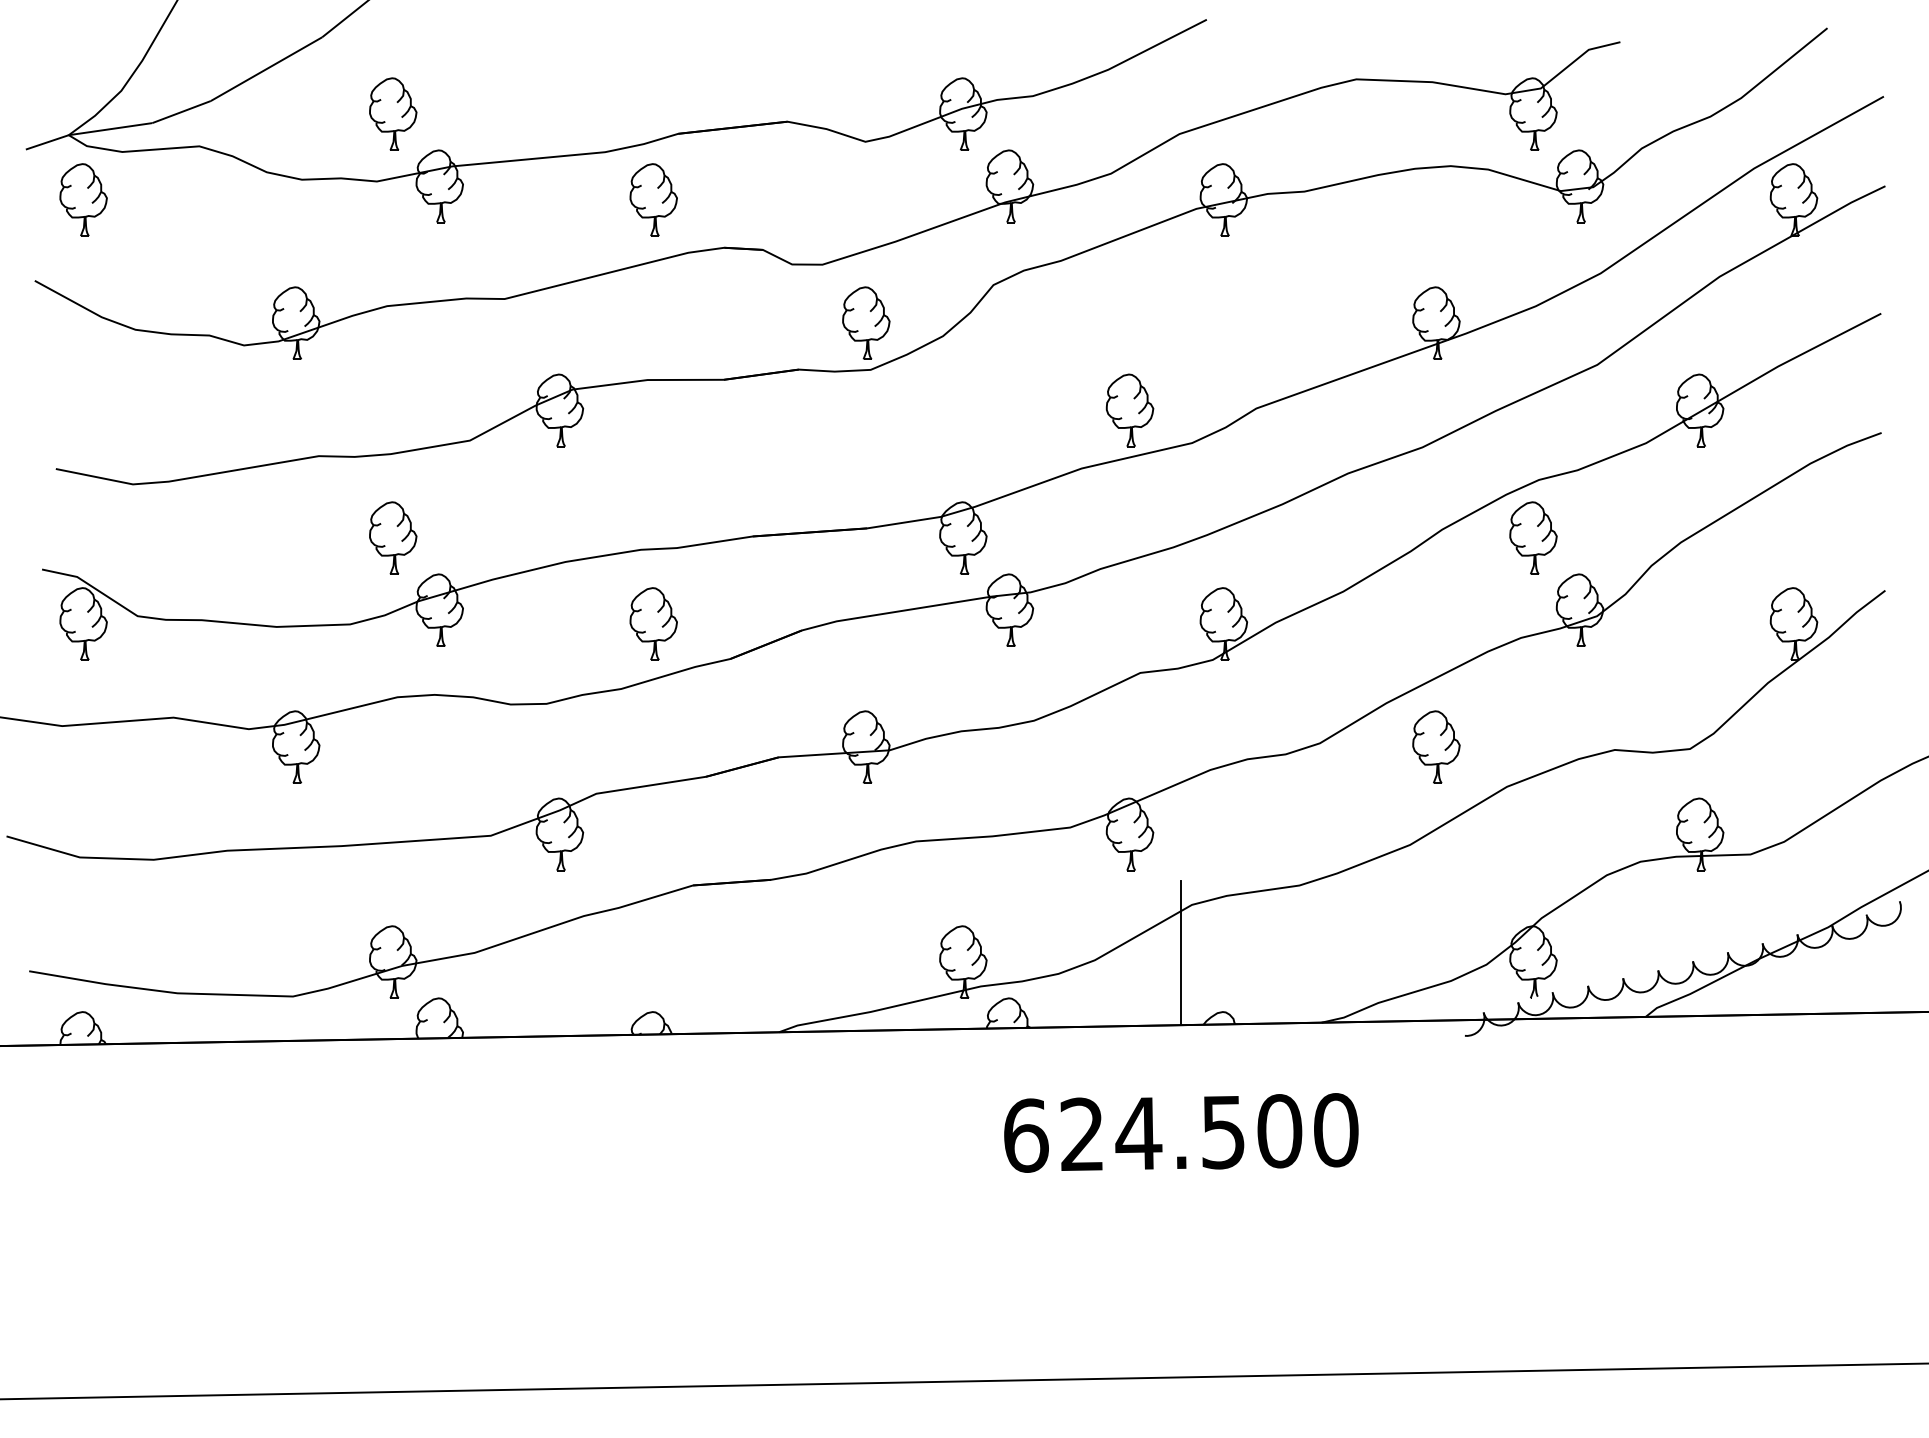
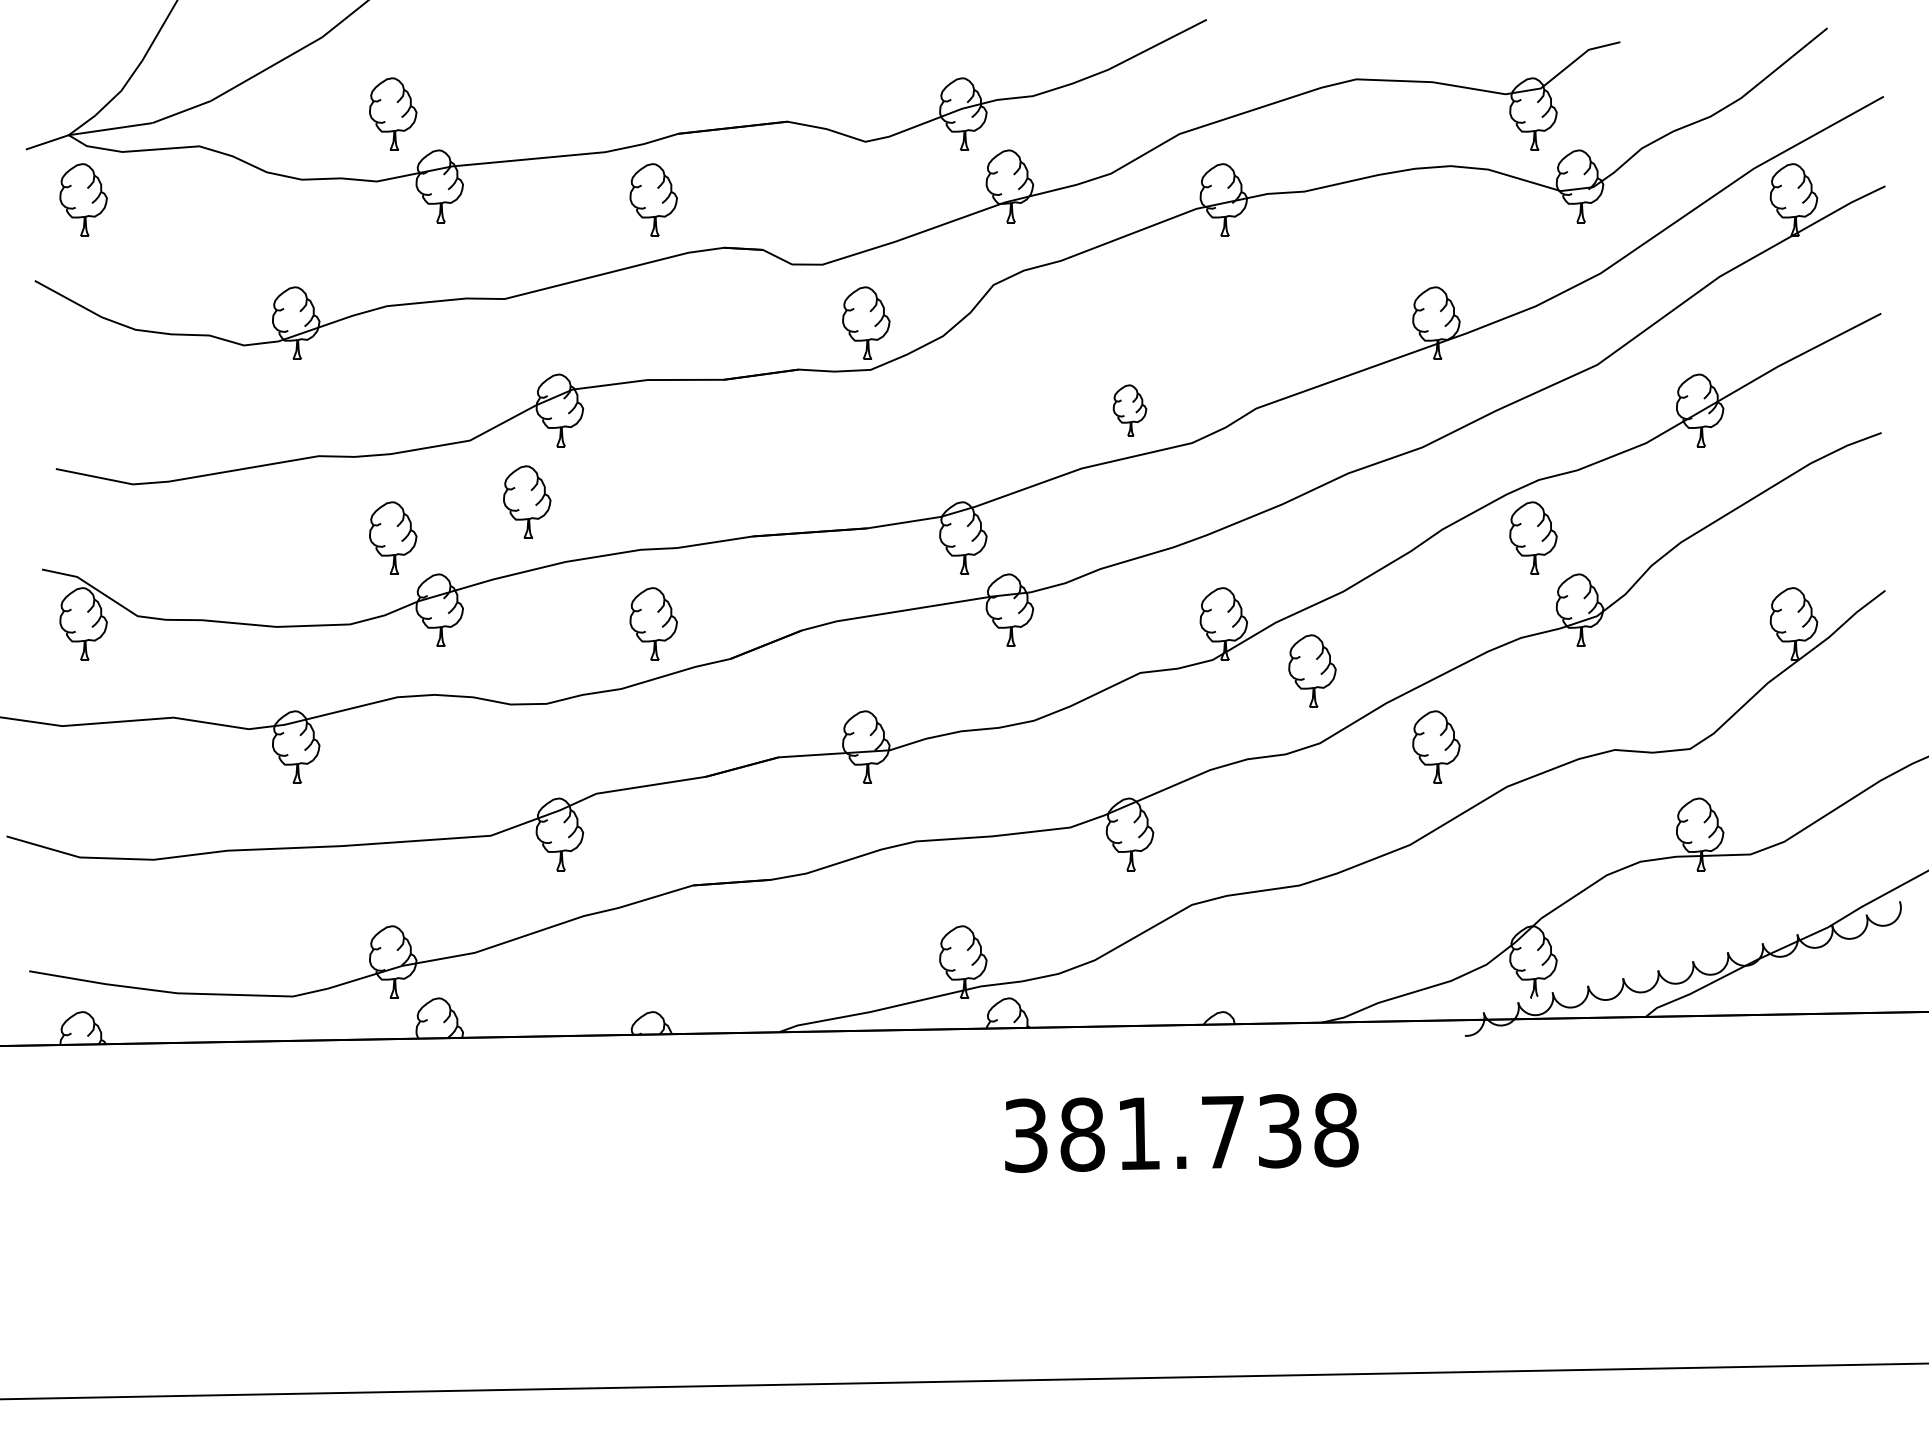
part size: 50x75 px -> 36x53 px (1129, 410)
part: none -> present (527, 501)
part: none -> present (1312, 670)
line: present -> none (1180, 953)
text: 624.500 -> 381.738 (1181, 1133)
